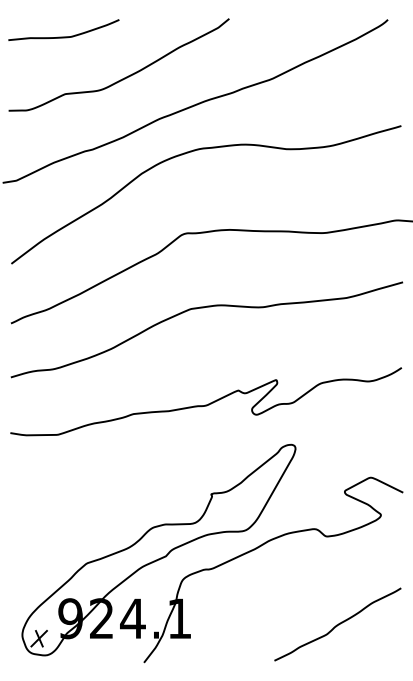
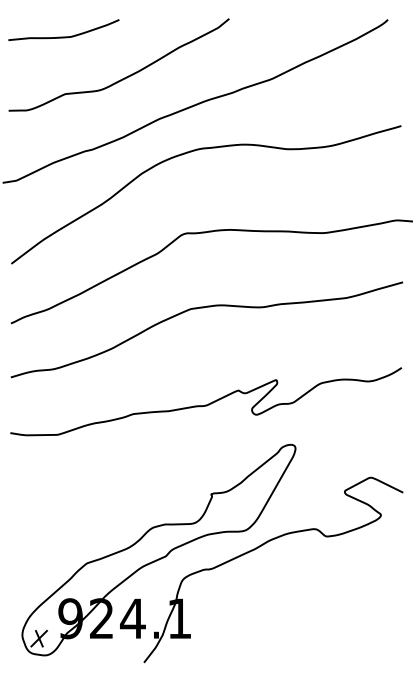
curve: present -> none (337, 624)
